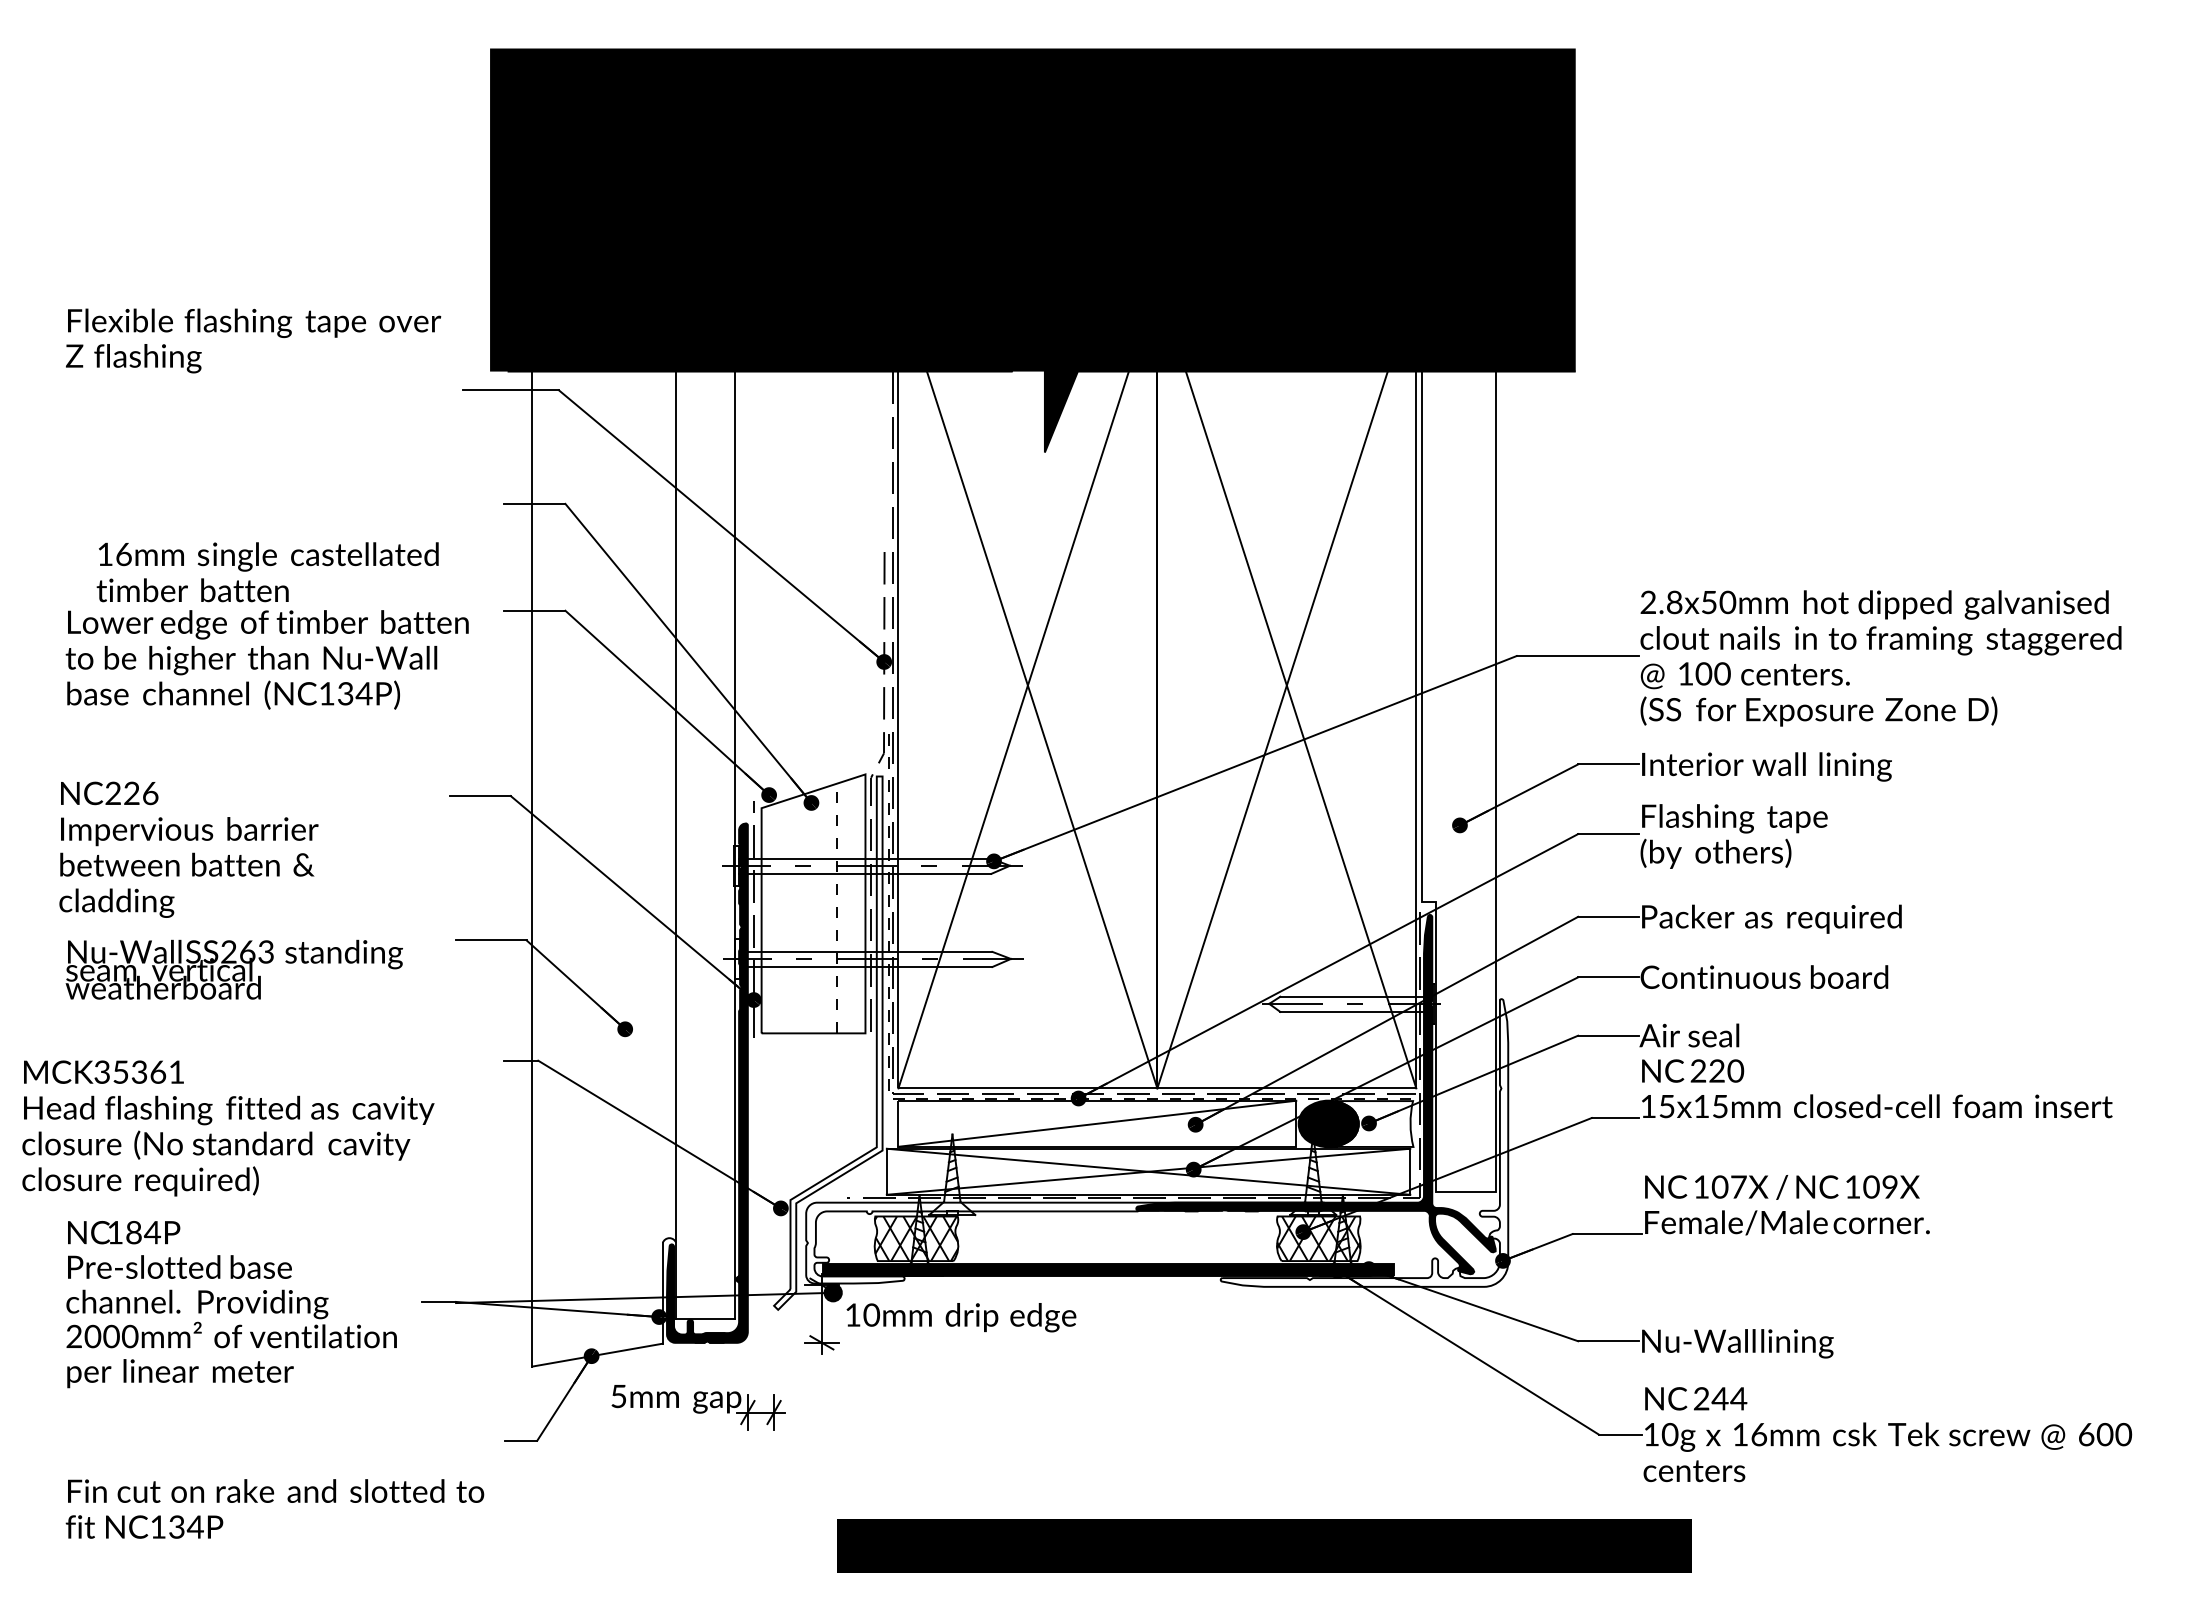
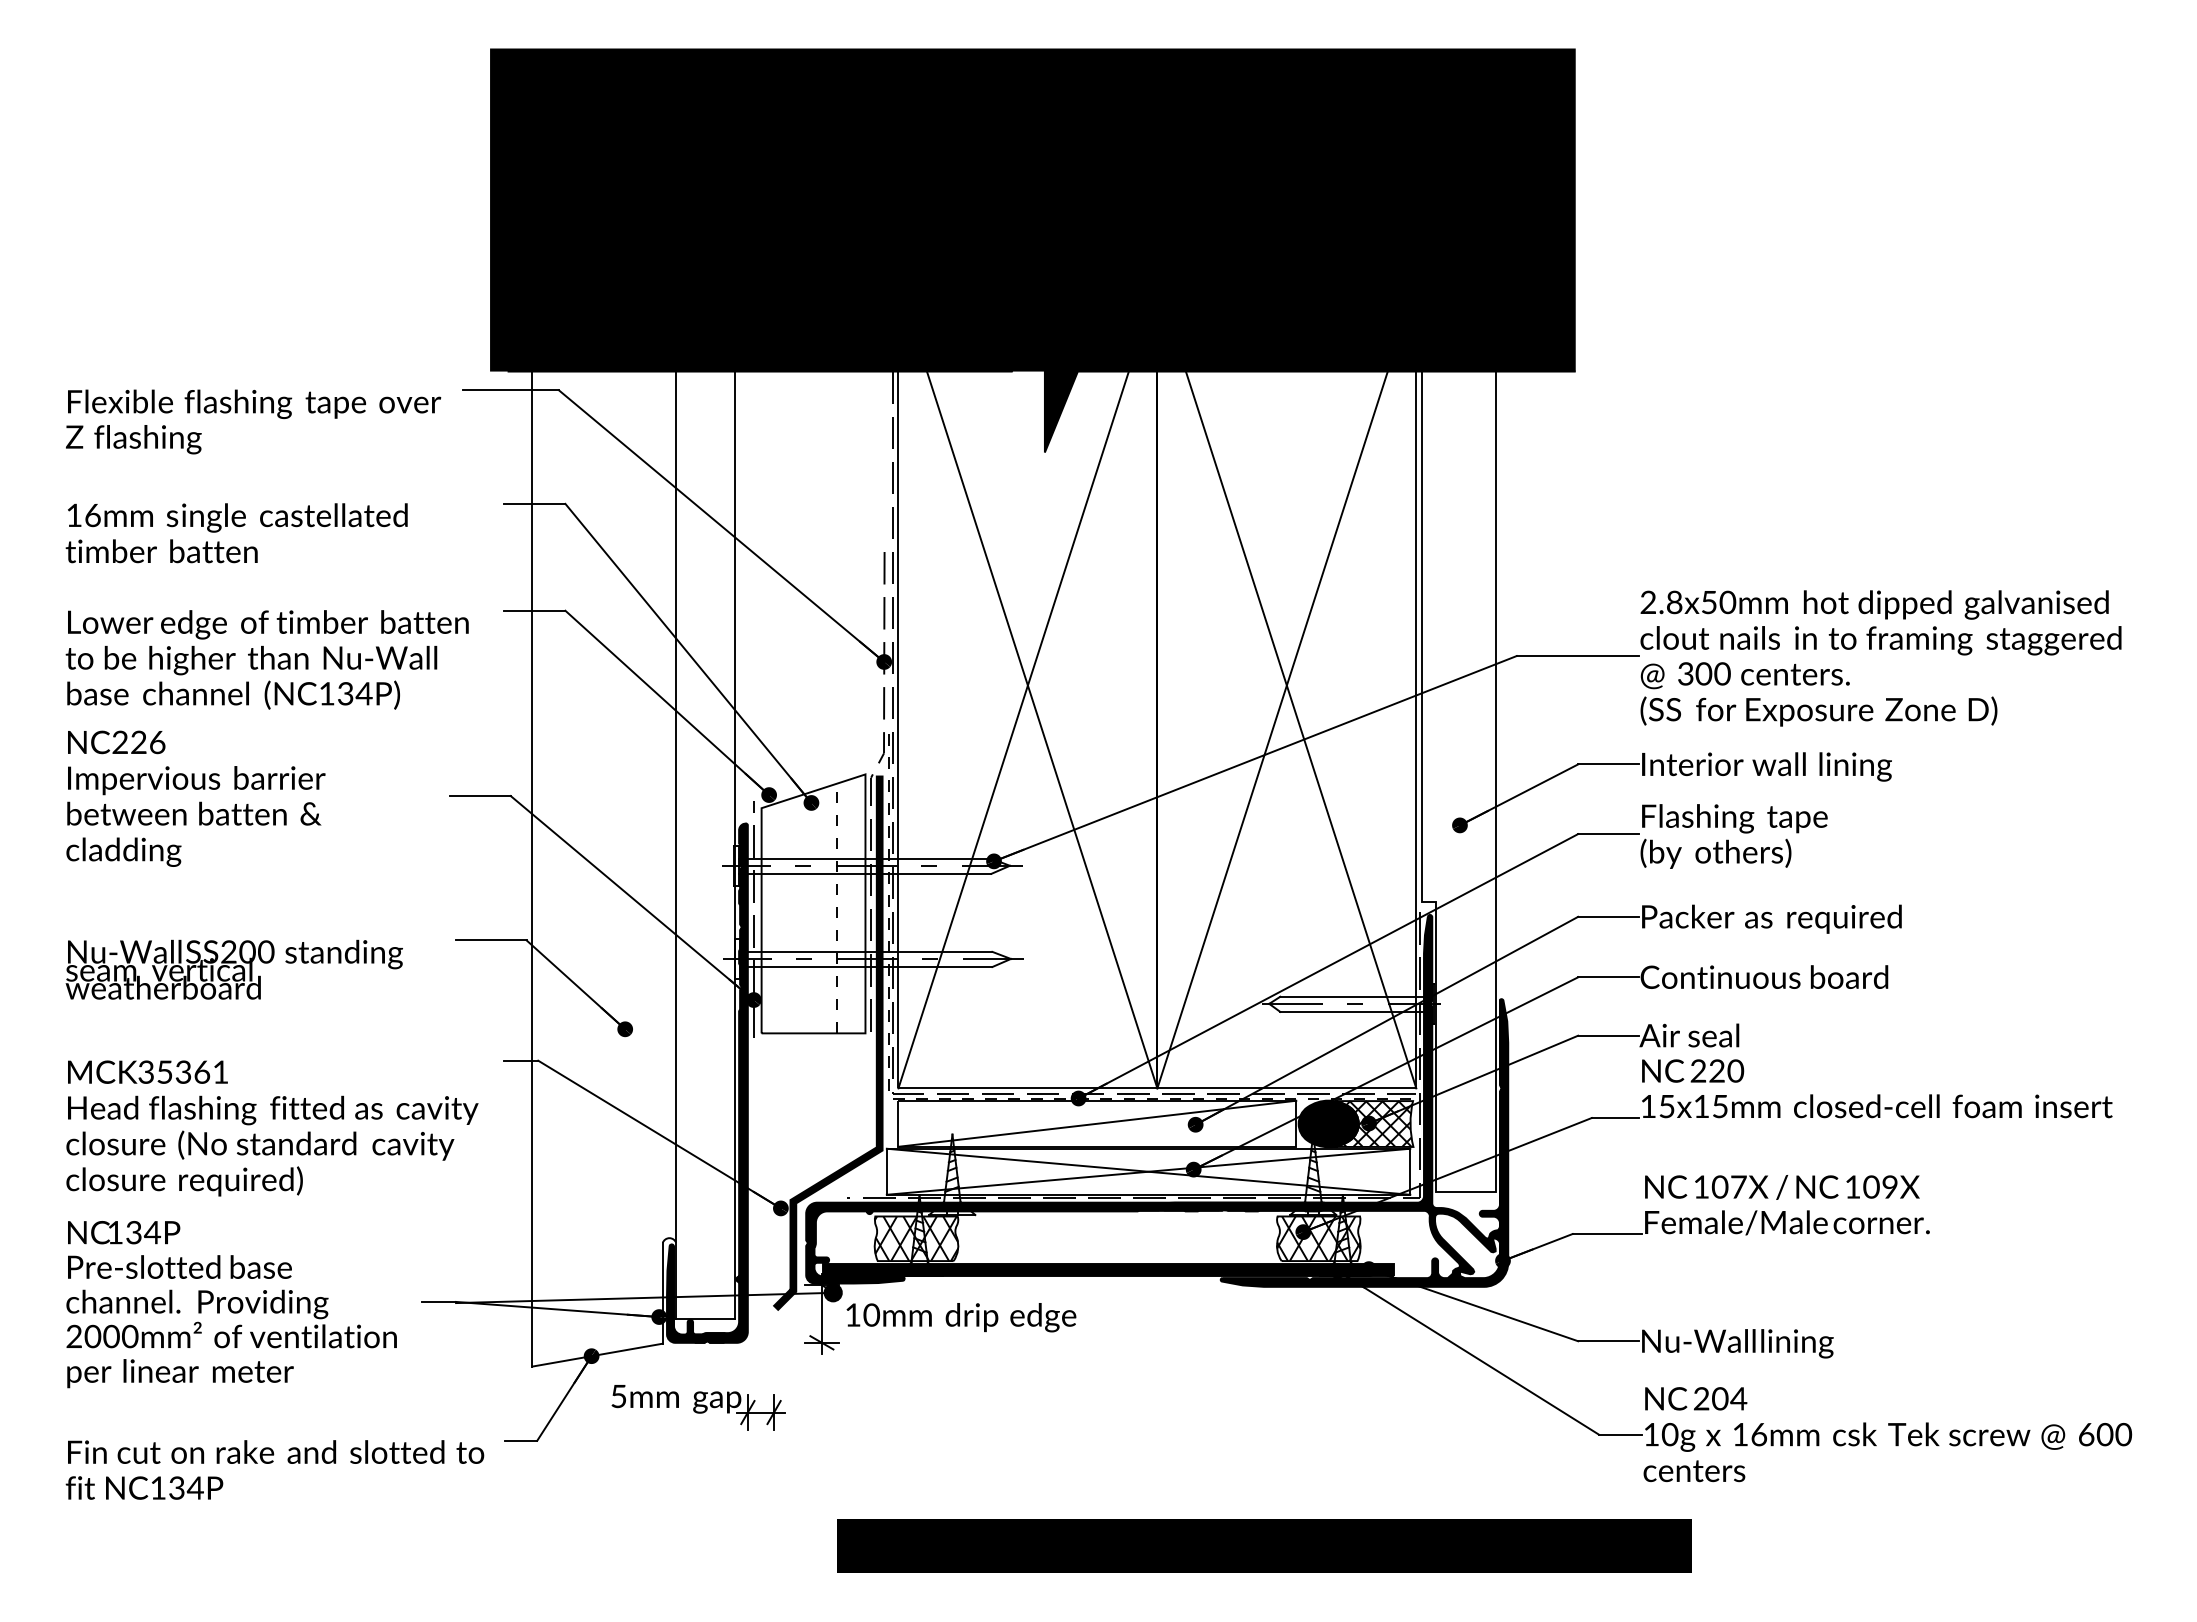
text position: (253, 340) -> (253, 421) (253, 421)
text position: (267, 572) -> (236, 533) (236, 533)
text: 1 -> 3 (1685, 673)
text position: (188, 849) -> (195, 798) (195, 798)
text: SS263 -> SS200 (256, 951)
fill: none -> present (828, 1042)
hatch: none -> present (1374, 1123)
text position: (228, 1128) -> (272, 1128) (272, 1128)
fill: none -> present (1364, 1142)
text: 184P -> 134P (133, 1232)
fill: none -> present (1065, 1242)
text: 244 -> 204 (1719, 1398)
text position: (274, 1508) -> (274, 1469) (274, 1469)
